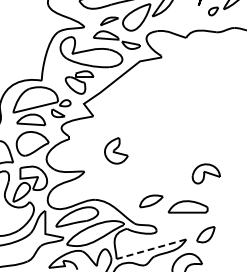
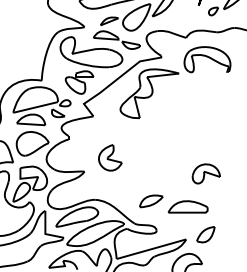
part: none -> present (173, 75)
part position: (116, 150) -> (110, 157) (110, 157)
line: dashed -> solid (150, 249)
